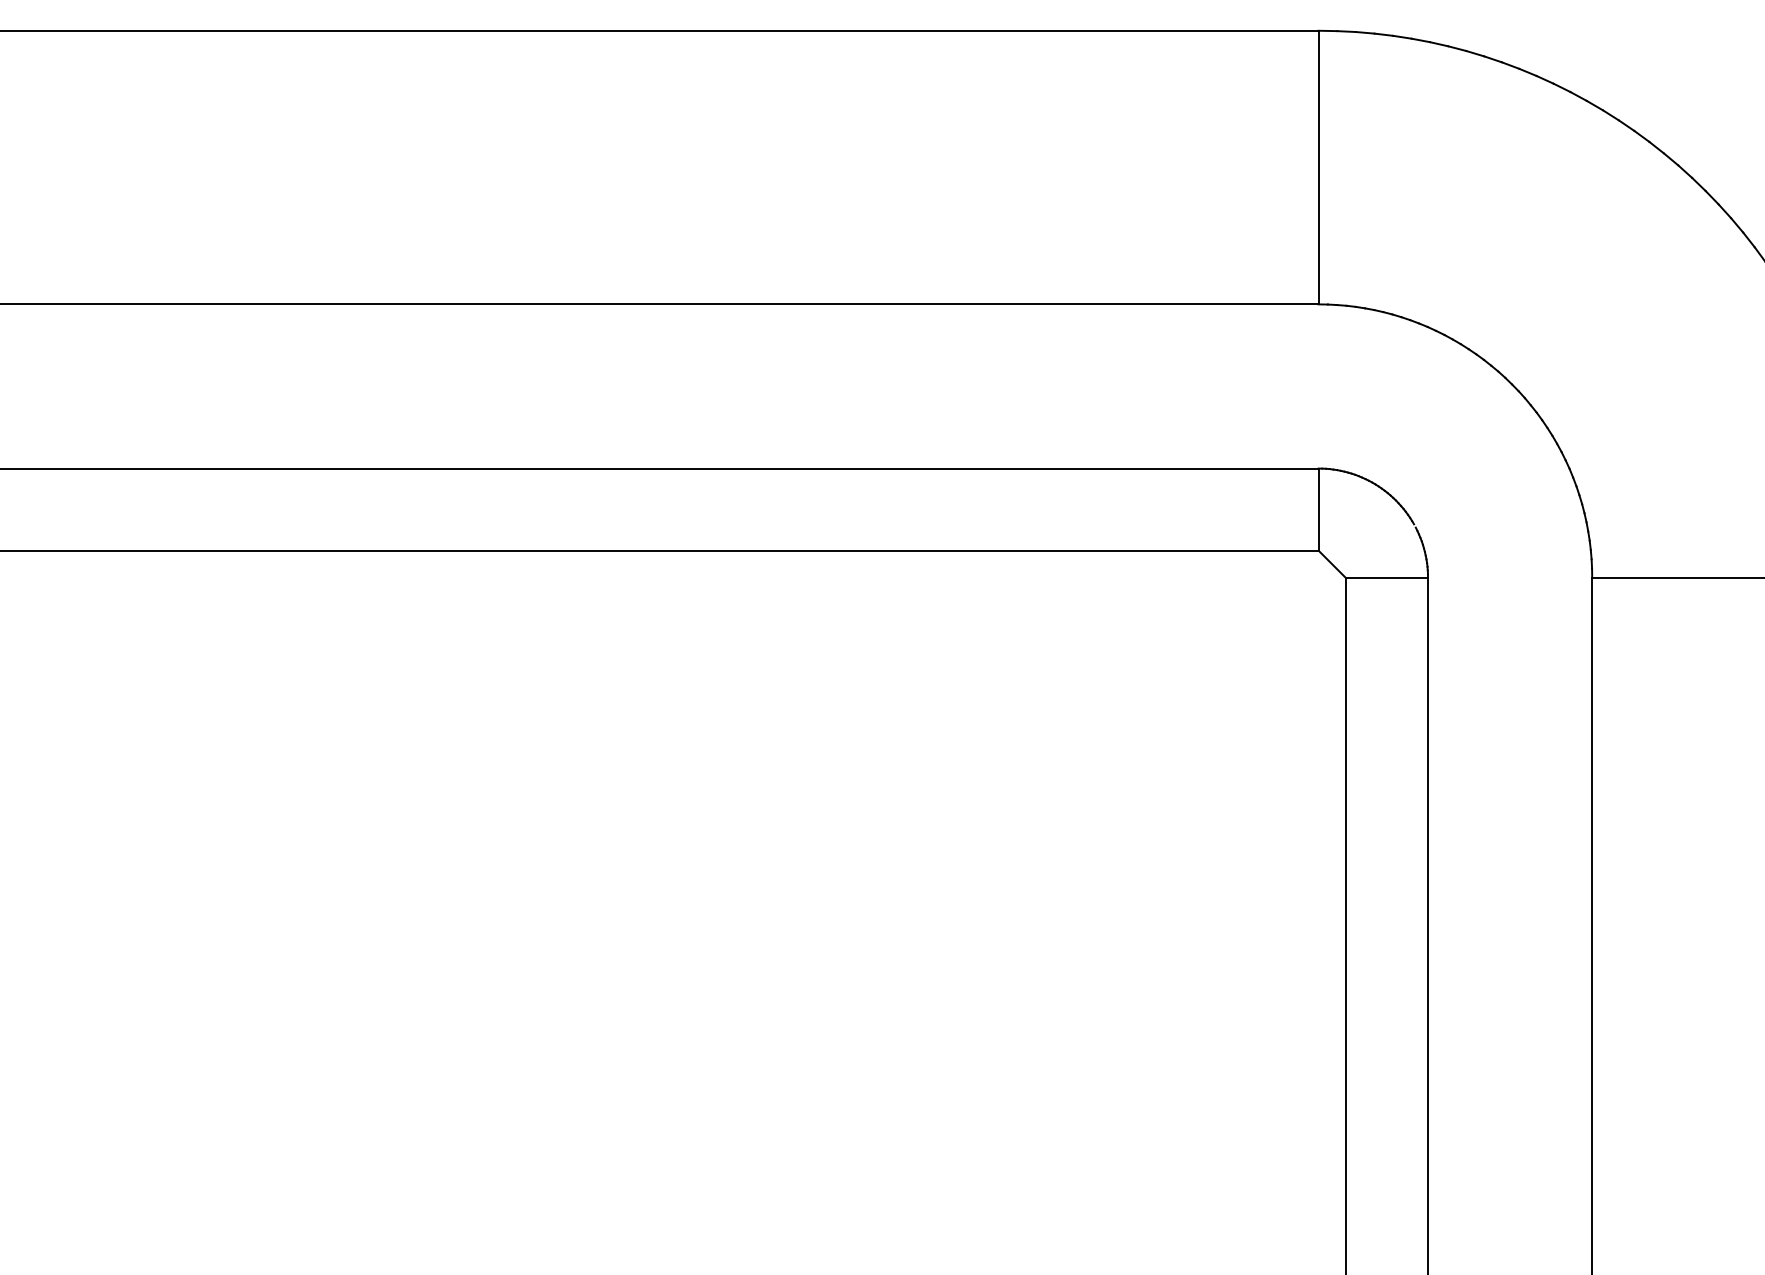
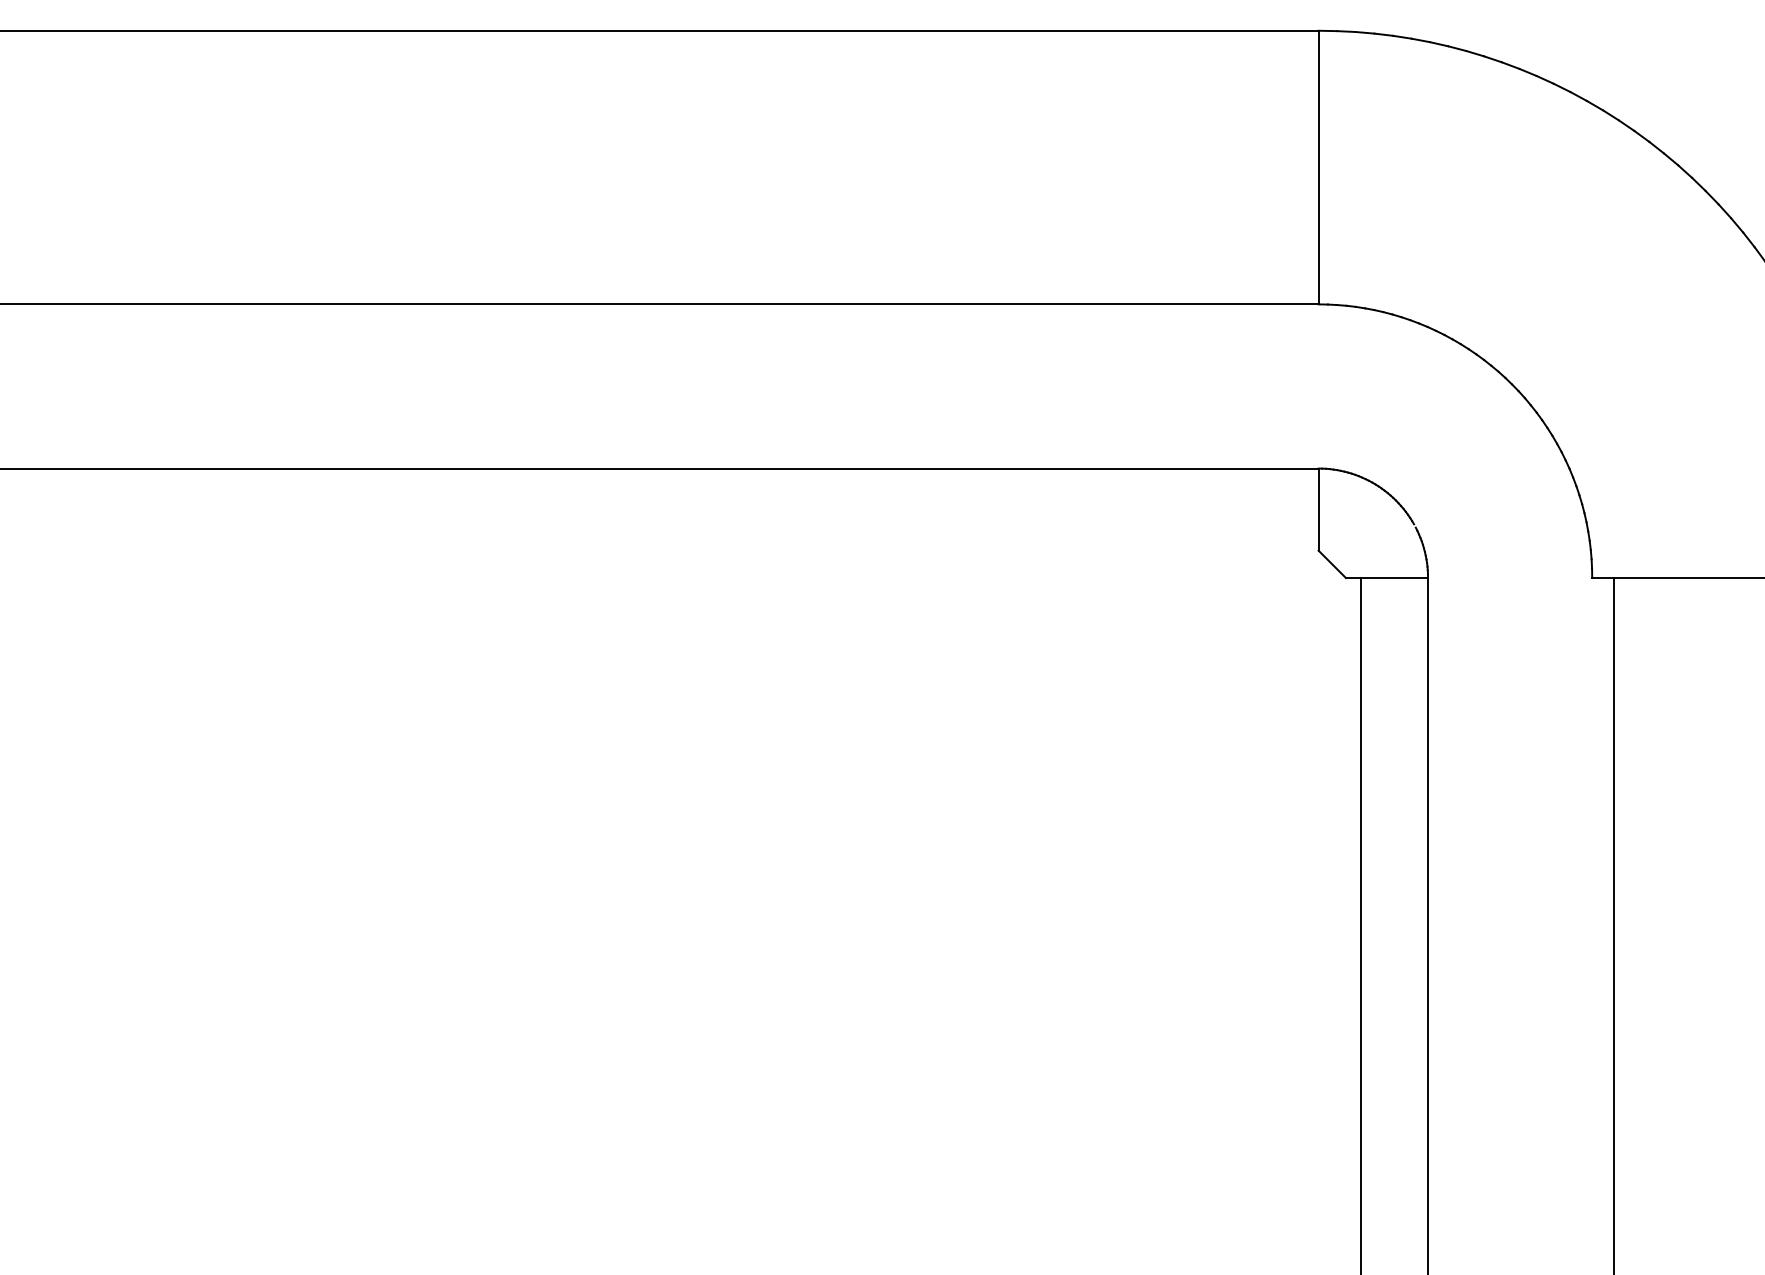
line: present -> none (660, 550)
line position: (1345, 924) -> (1360, 924) (1360, 924)
line position: (1592, 924) -> (1614, 924) (1614, 924)
